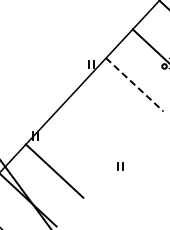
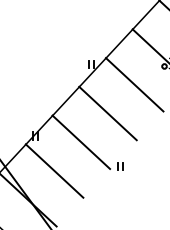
line: dashed -> solid (135, 85)
line: none -> present (107, 113)
line: none -> present (81, 141)
